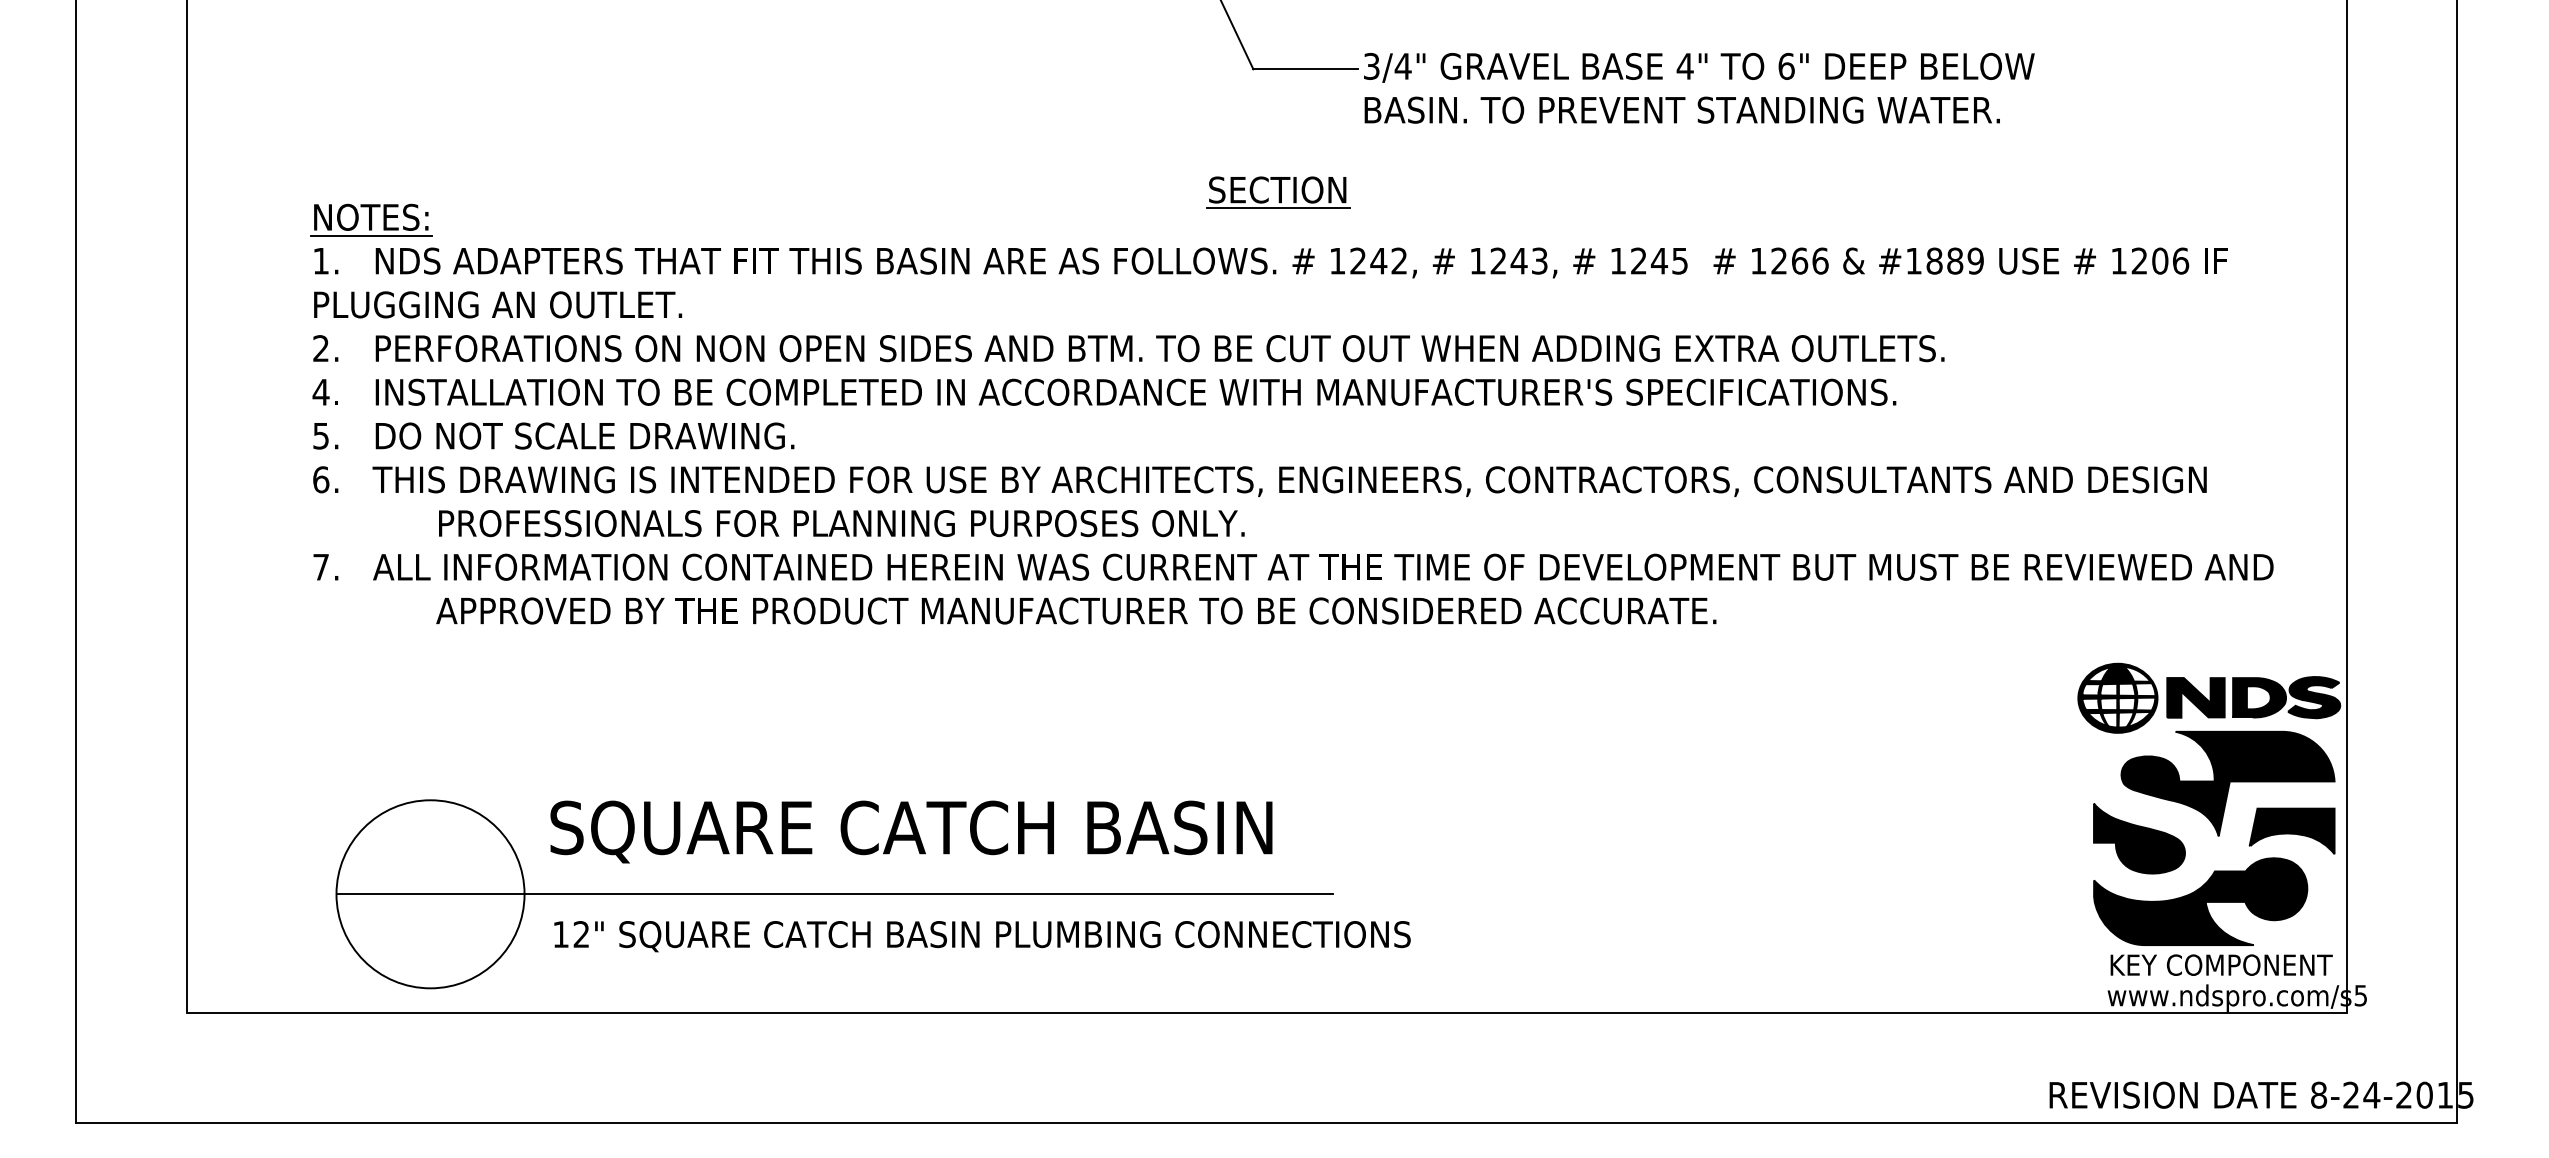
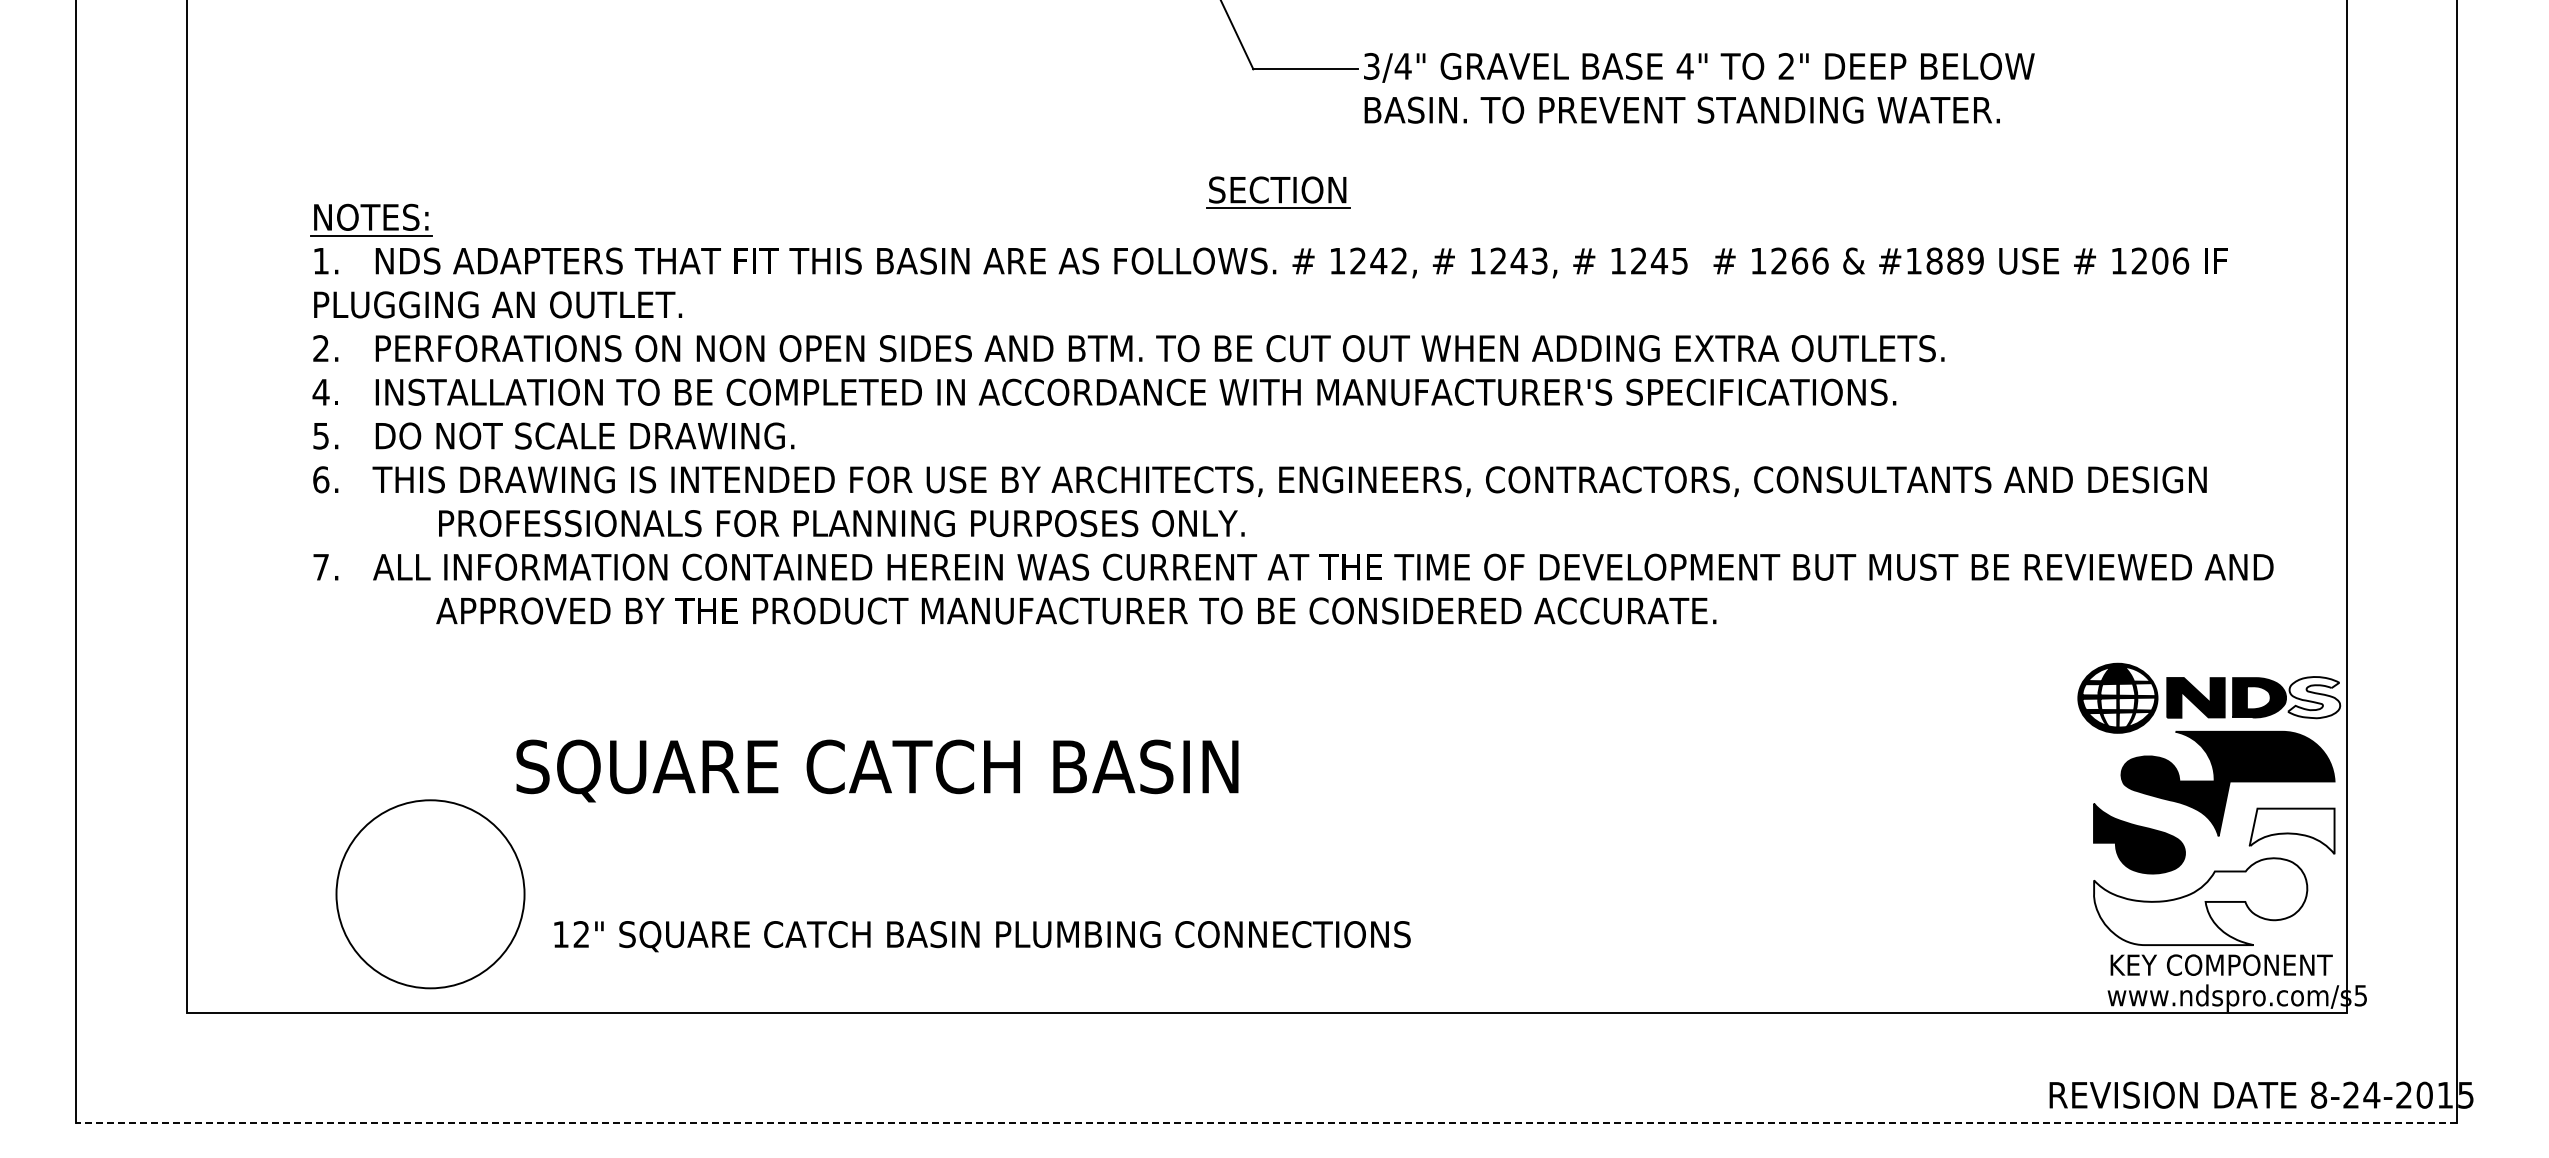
text: 6" -> 2" (1786, 65)
fill: present -> none (2314, 697)
text position: (911, 831) -> (877, 770) (877, 770)
fill: present -> none (2291, 831)
line: present -> none (834, 894)
fill: present -> none (2200, 901)
line: solid -> dashed (1266, 1123)
